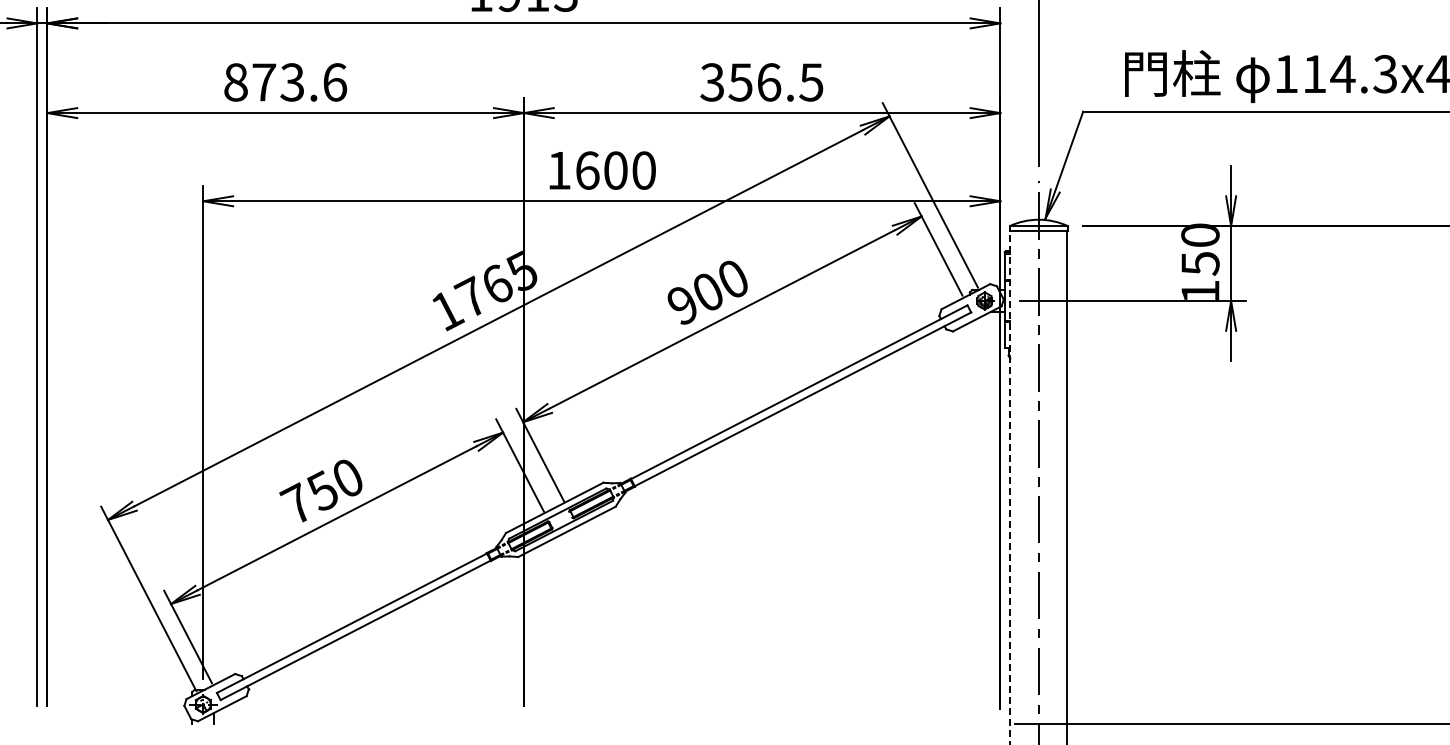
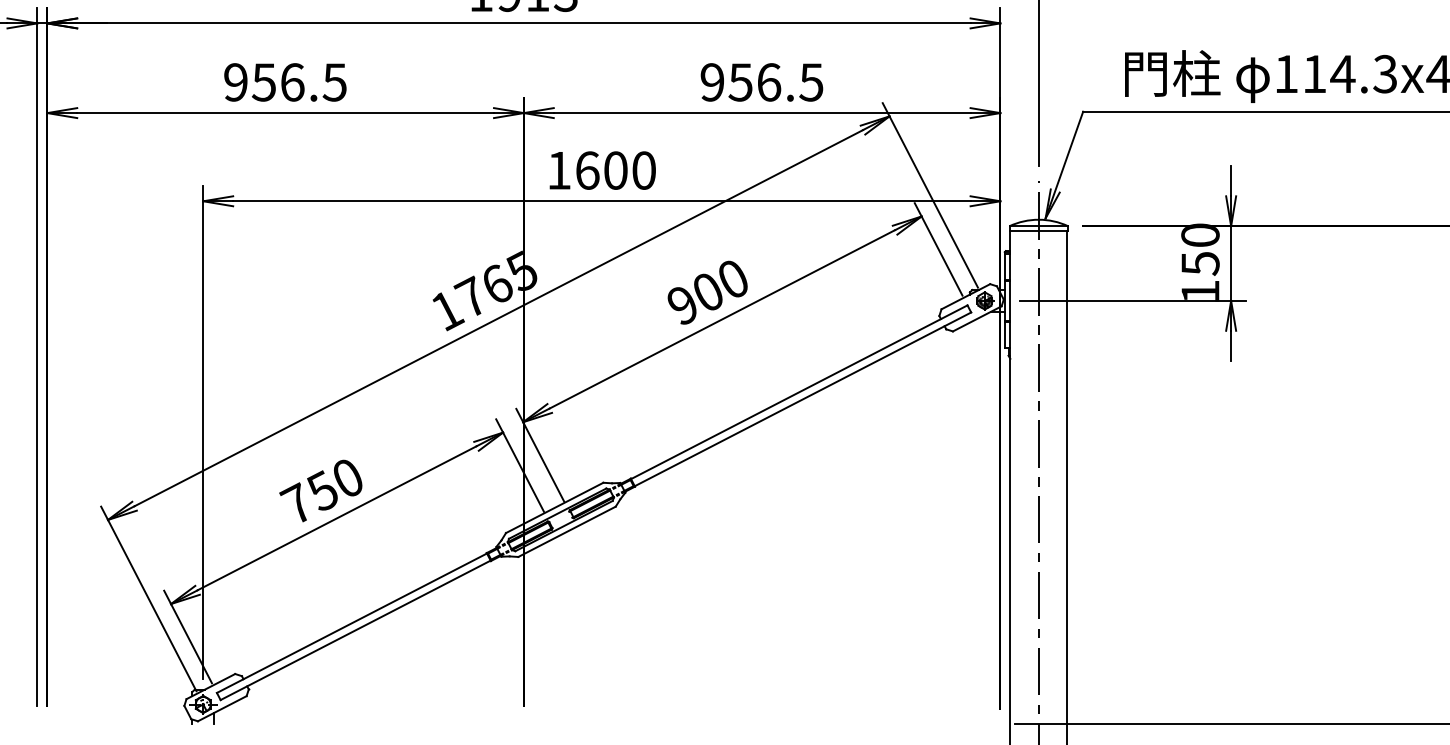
text: 873.6 -> 956.5 (285, 82)
text: 356.5 -> 956.5 (711, 82)
line: dashed -> solid (1010, 488)
